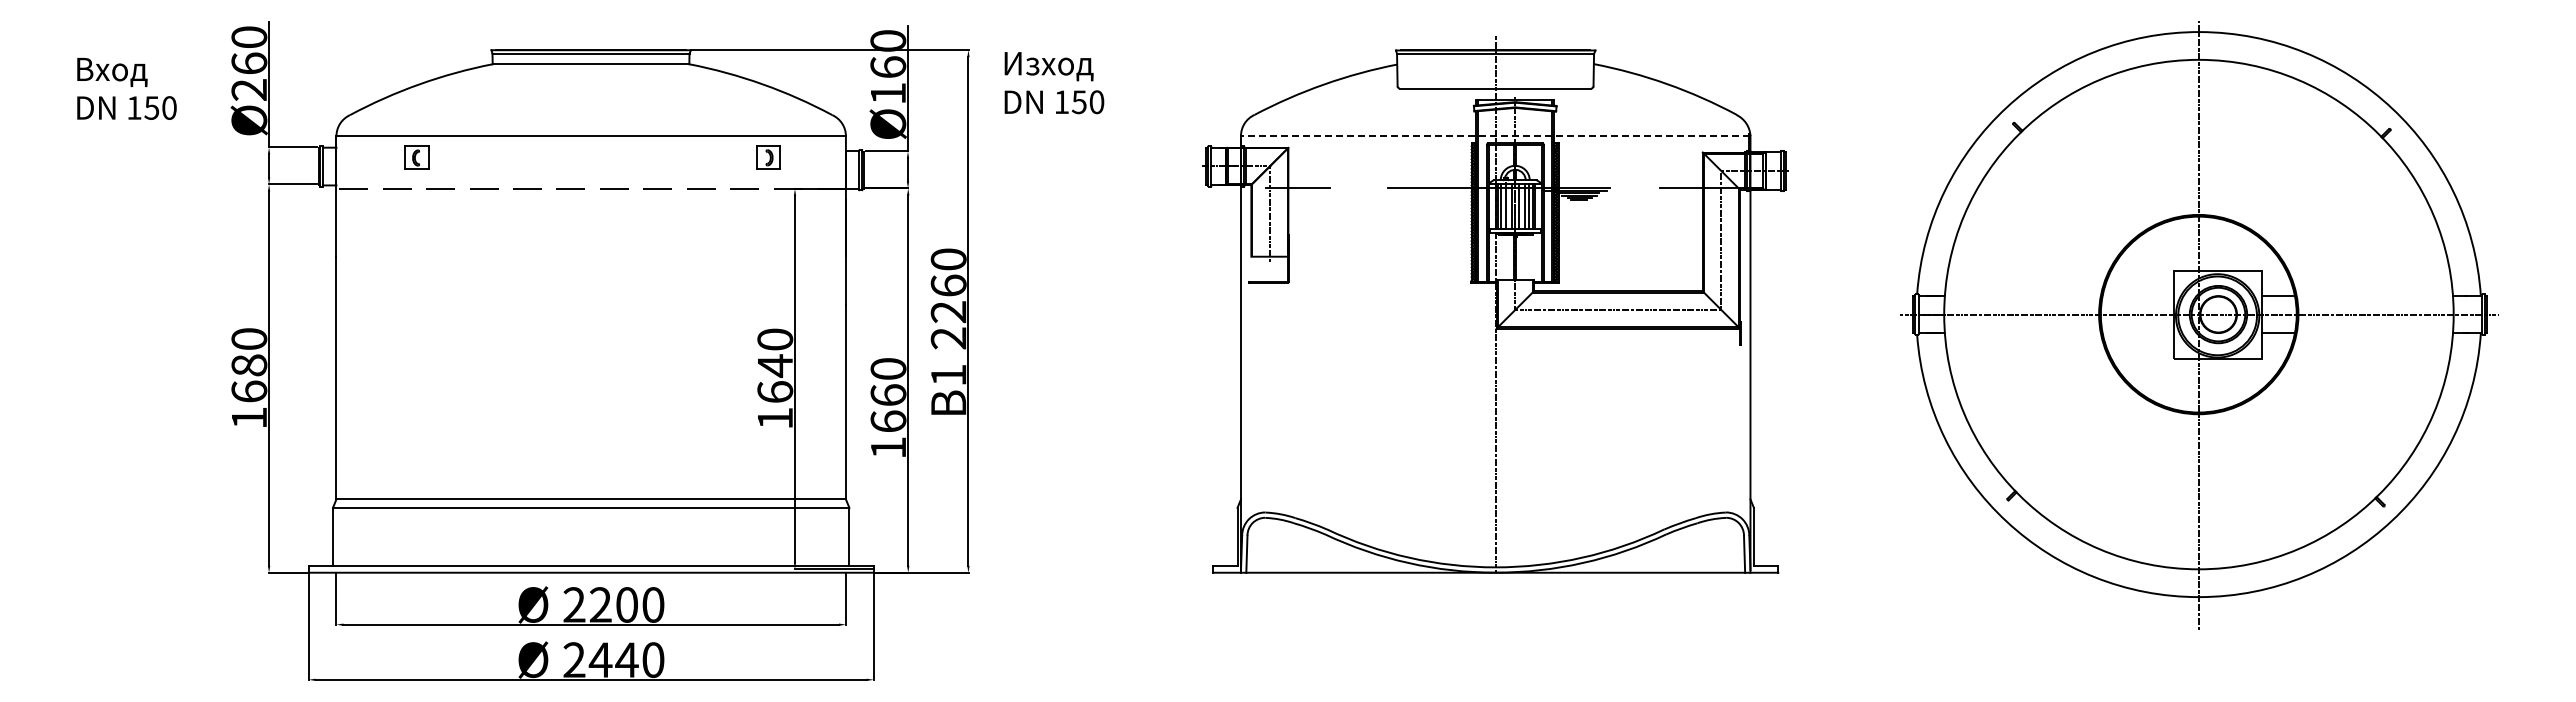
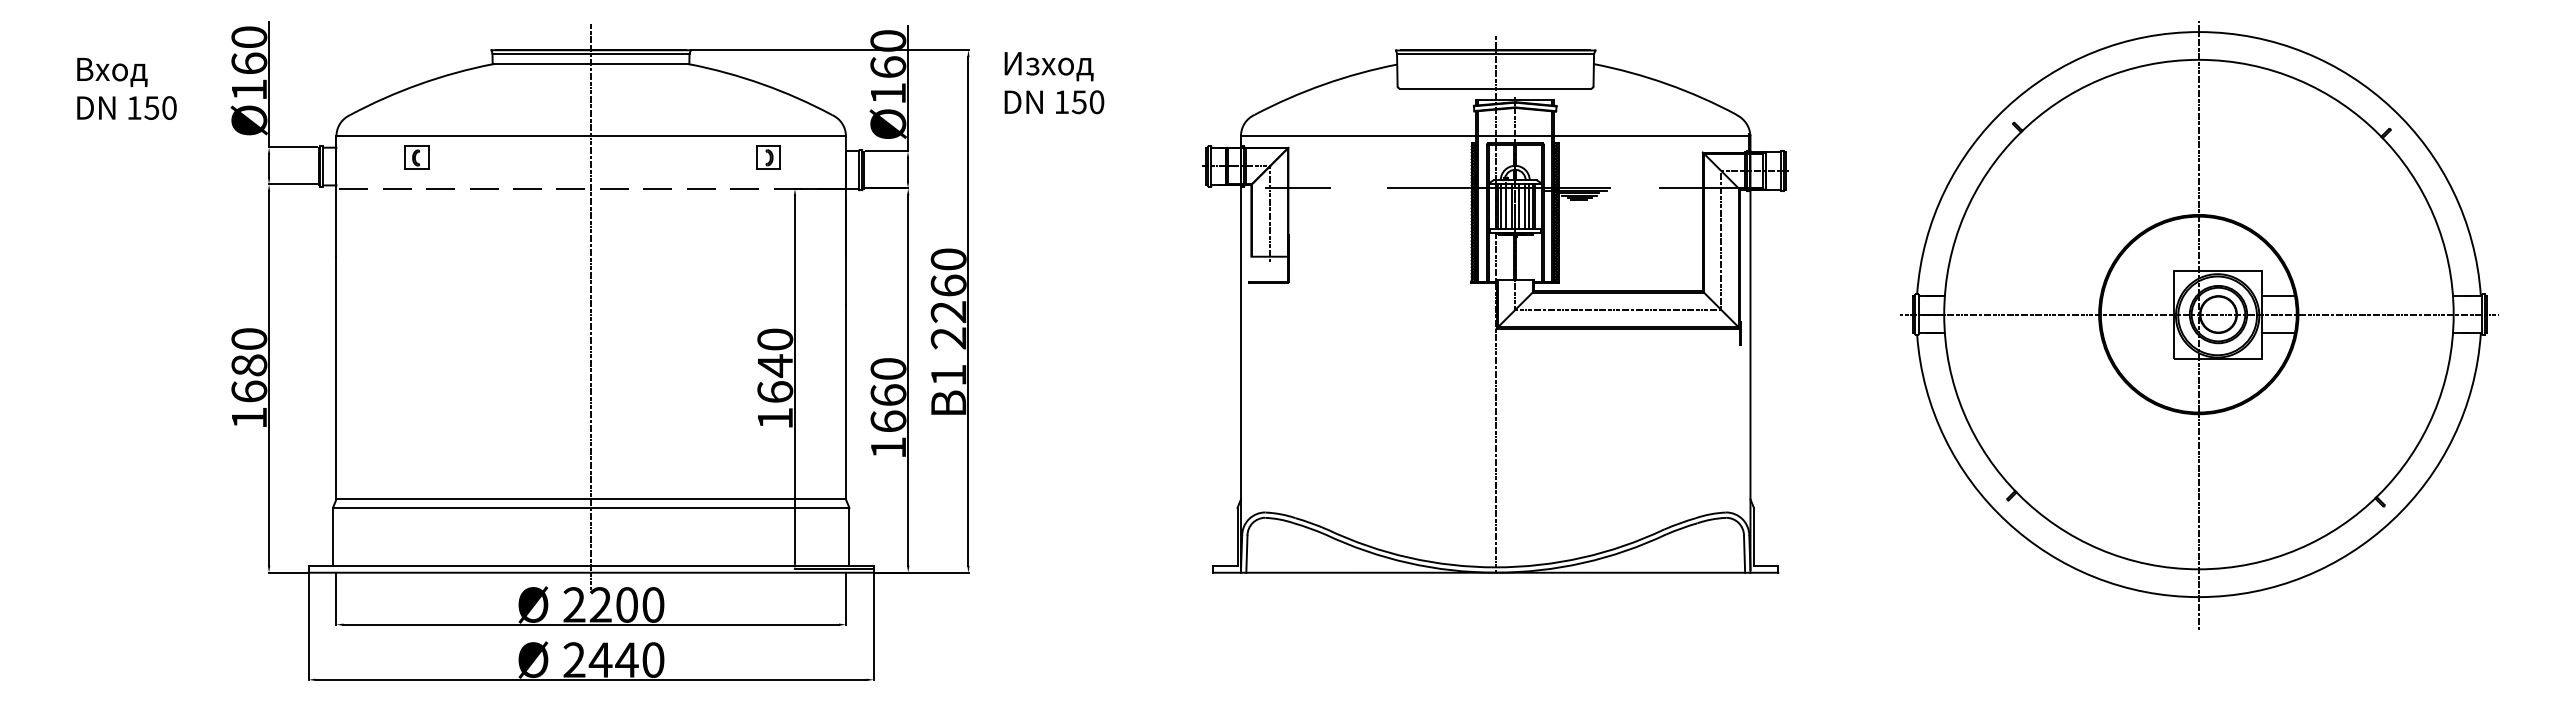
text: Ø260 -> Ø160 (248, 89)
line: dashed -> solid (1495, 136)
line: none -> present (591, 306)
